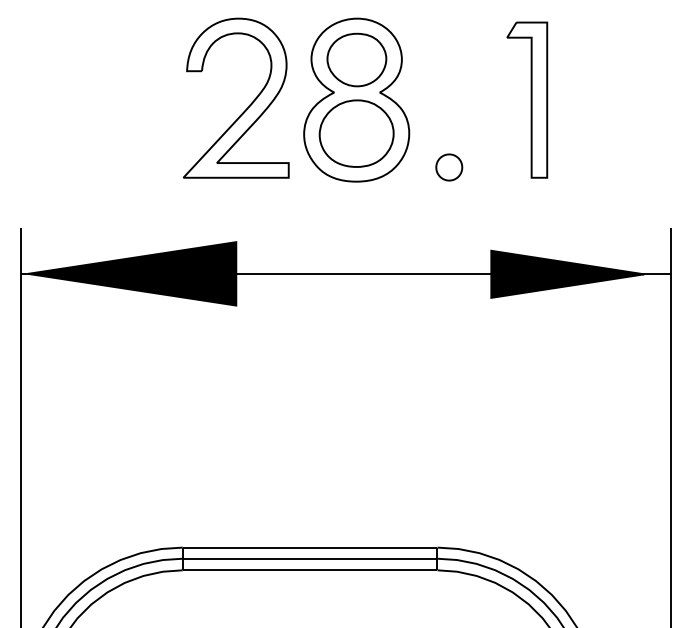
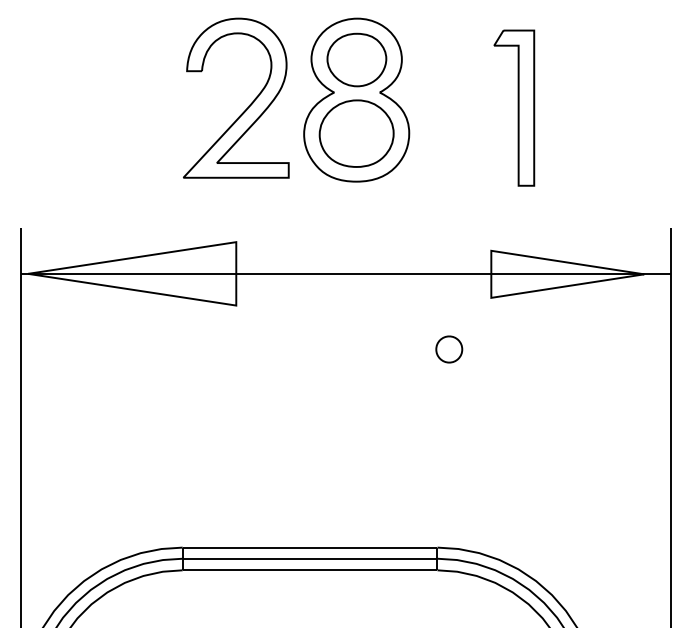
part position: (527, 99) -> (514, 107) (514, 107)
part position: (449, 167) -> (449, 349) (449, 349)
fill: present -> none (132, 273)
fill: present -> none (567, 273)
